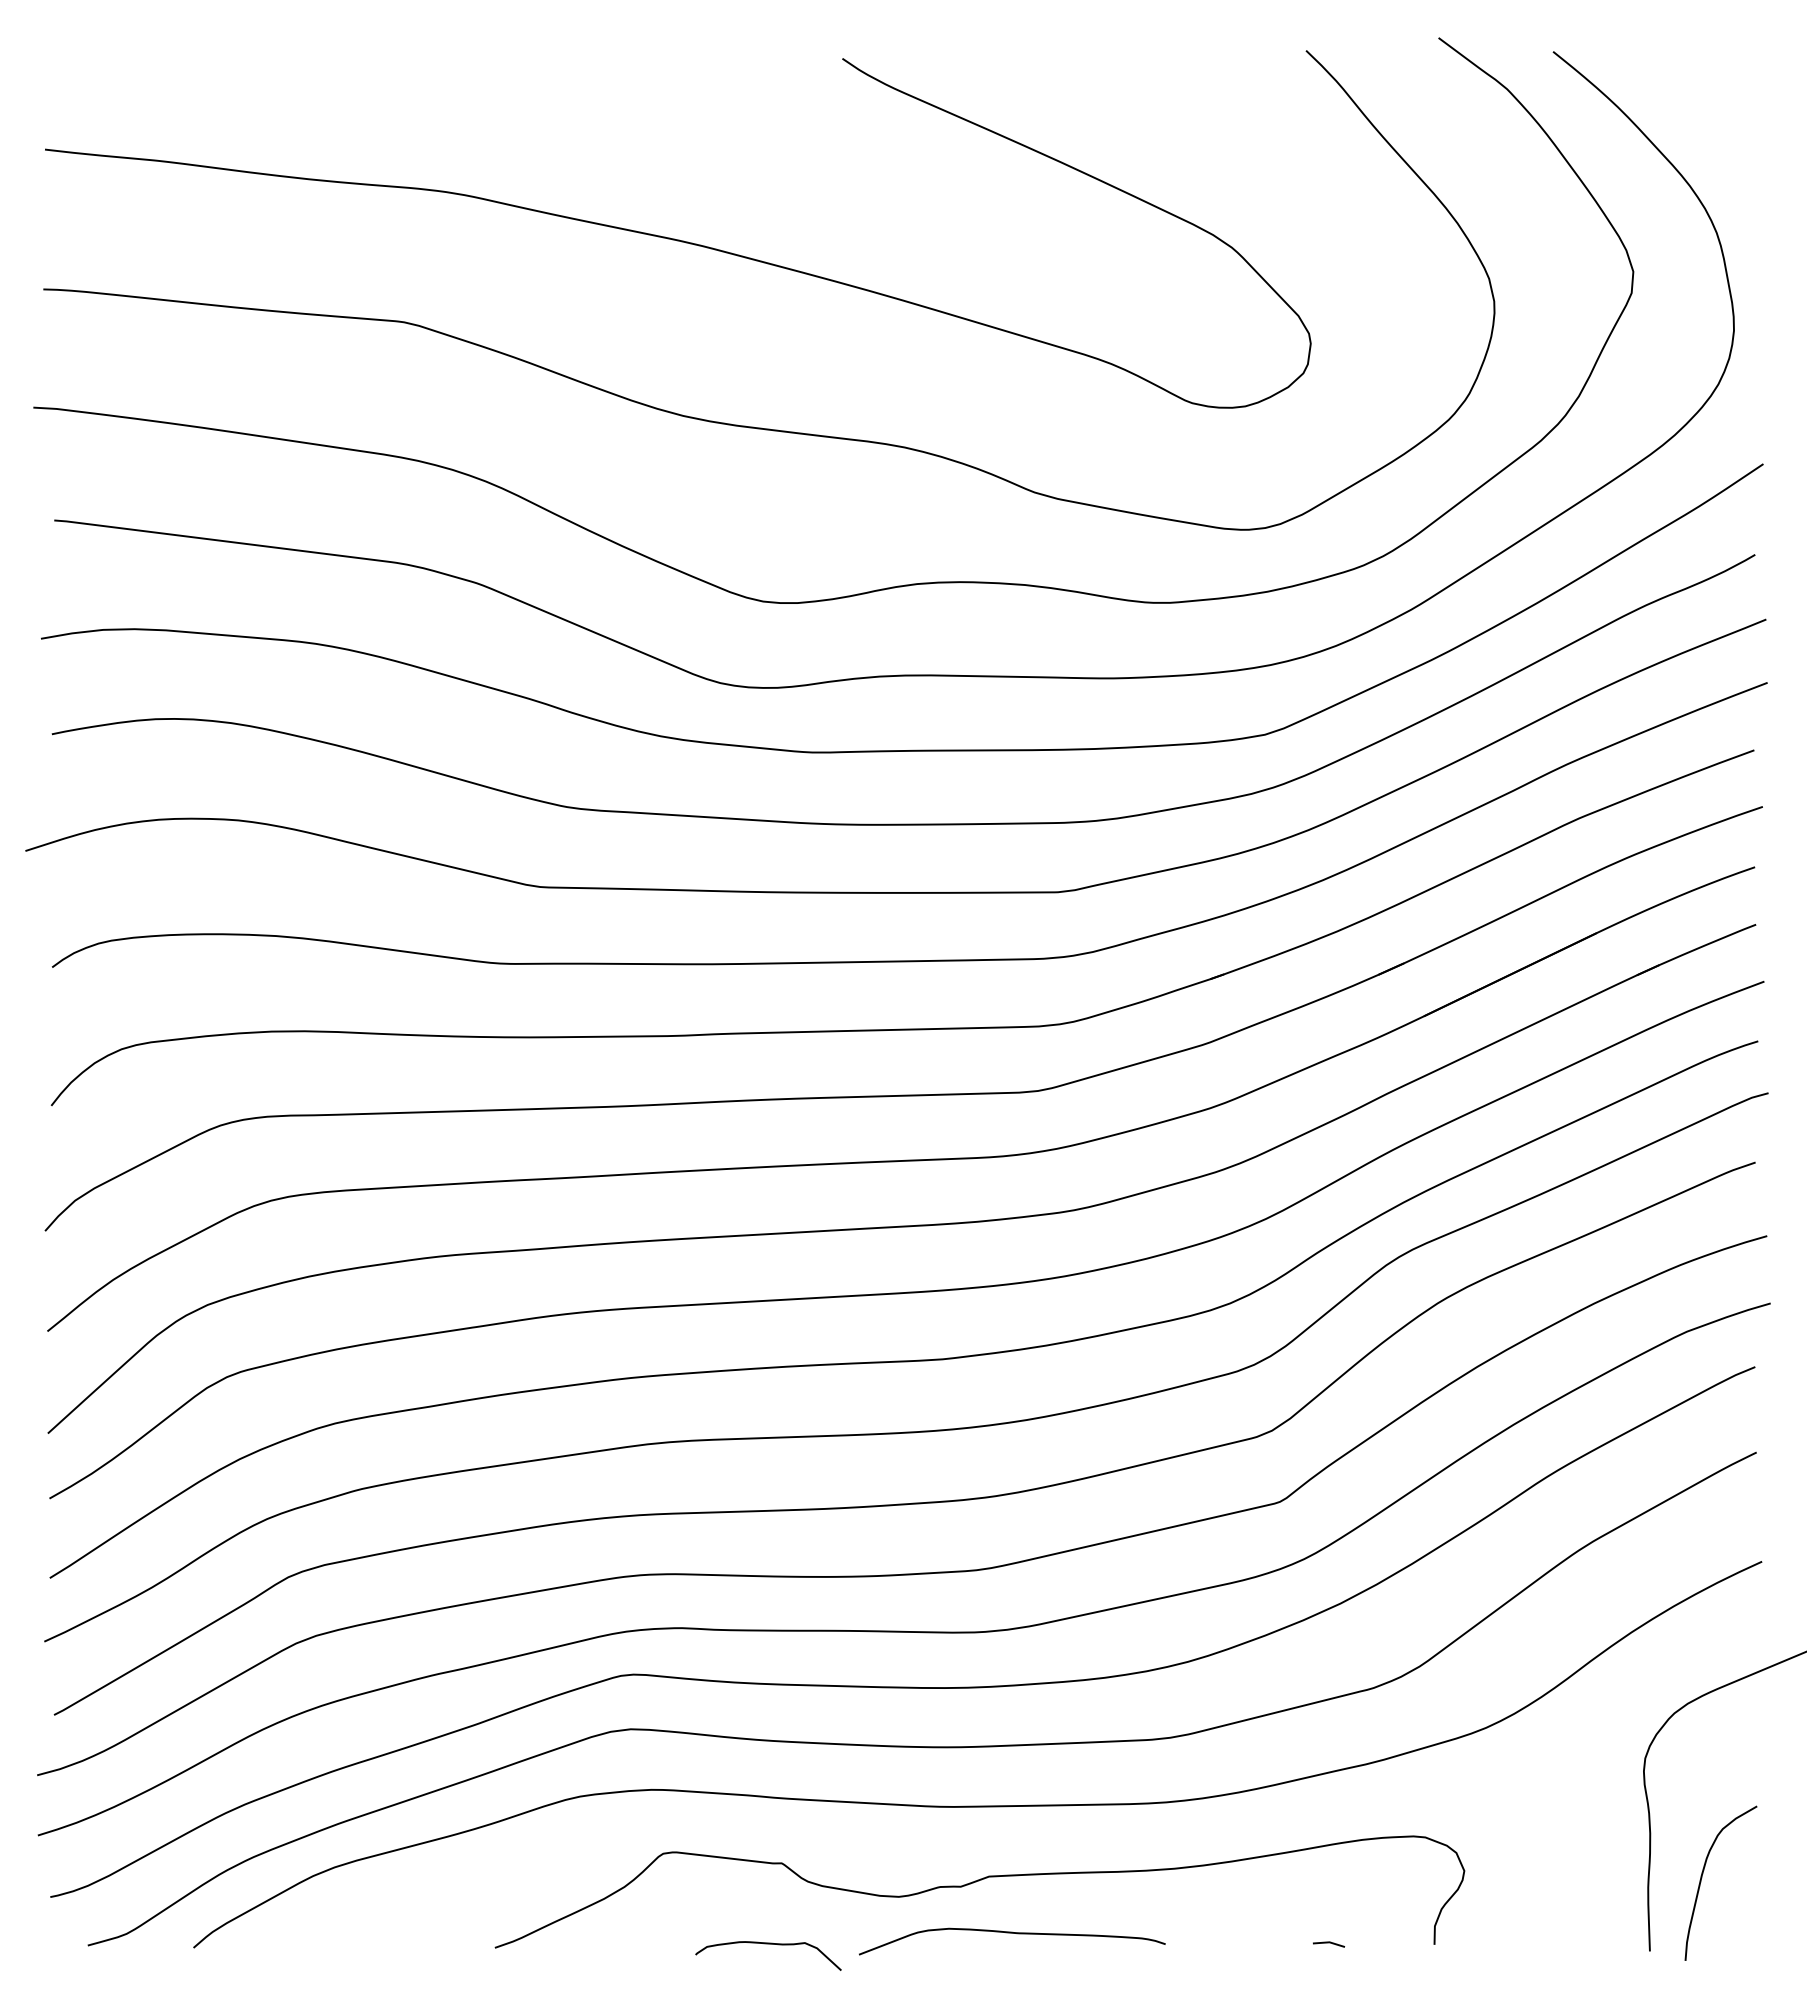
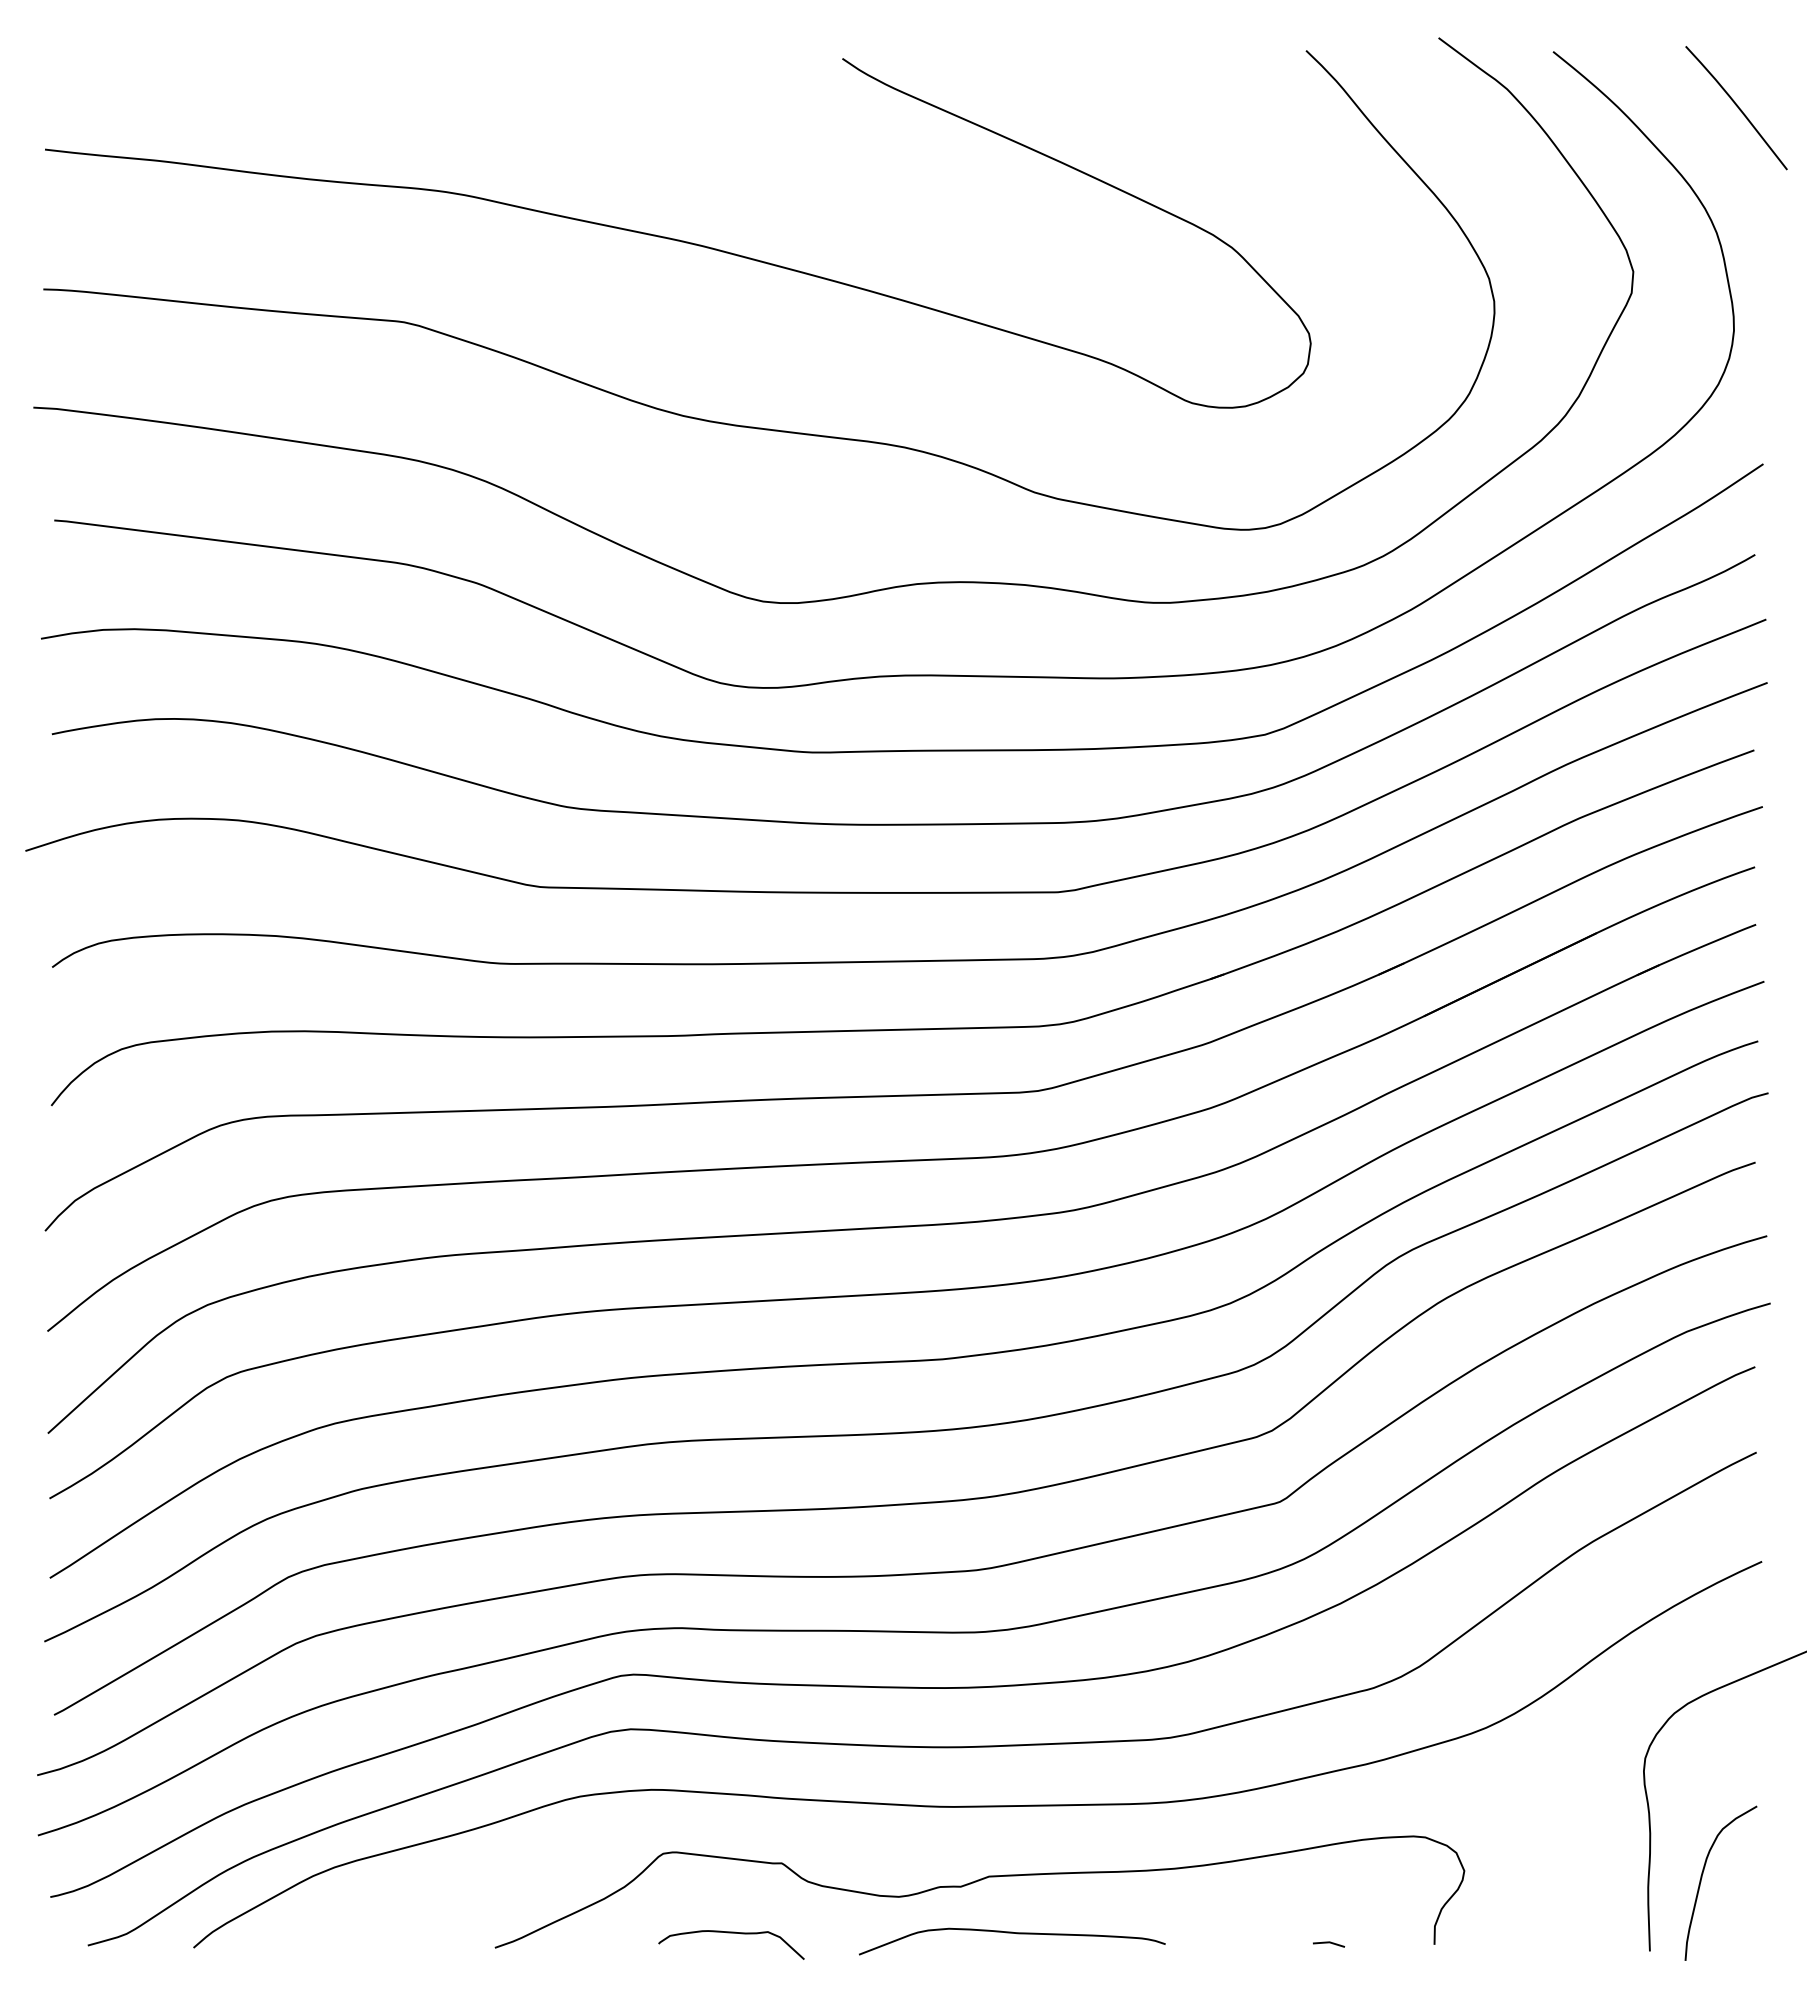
curve: none -> present (1737, 107)
curve position: (768, 1944) -> (731, 1933) (731, 1933)
